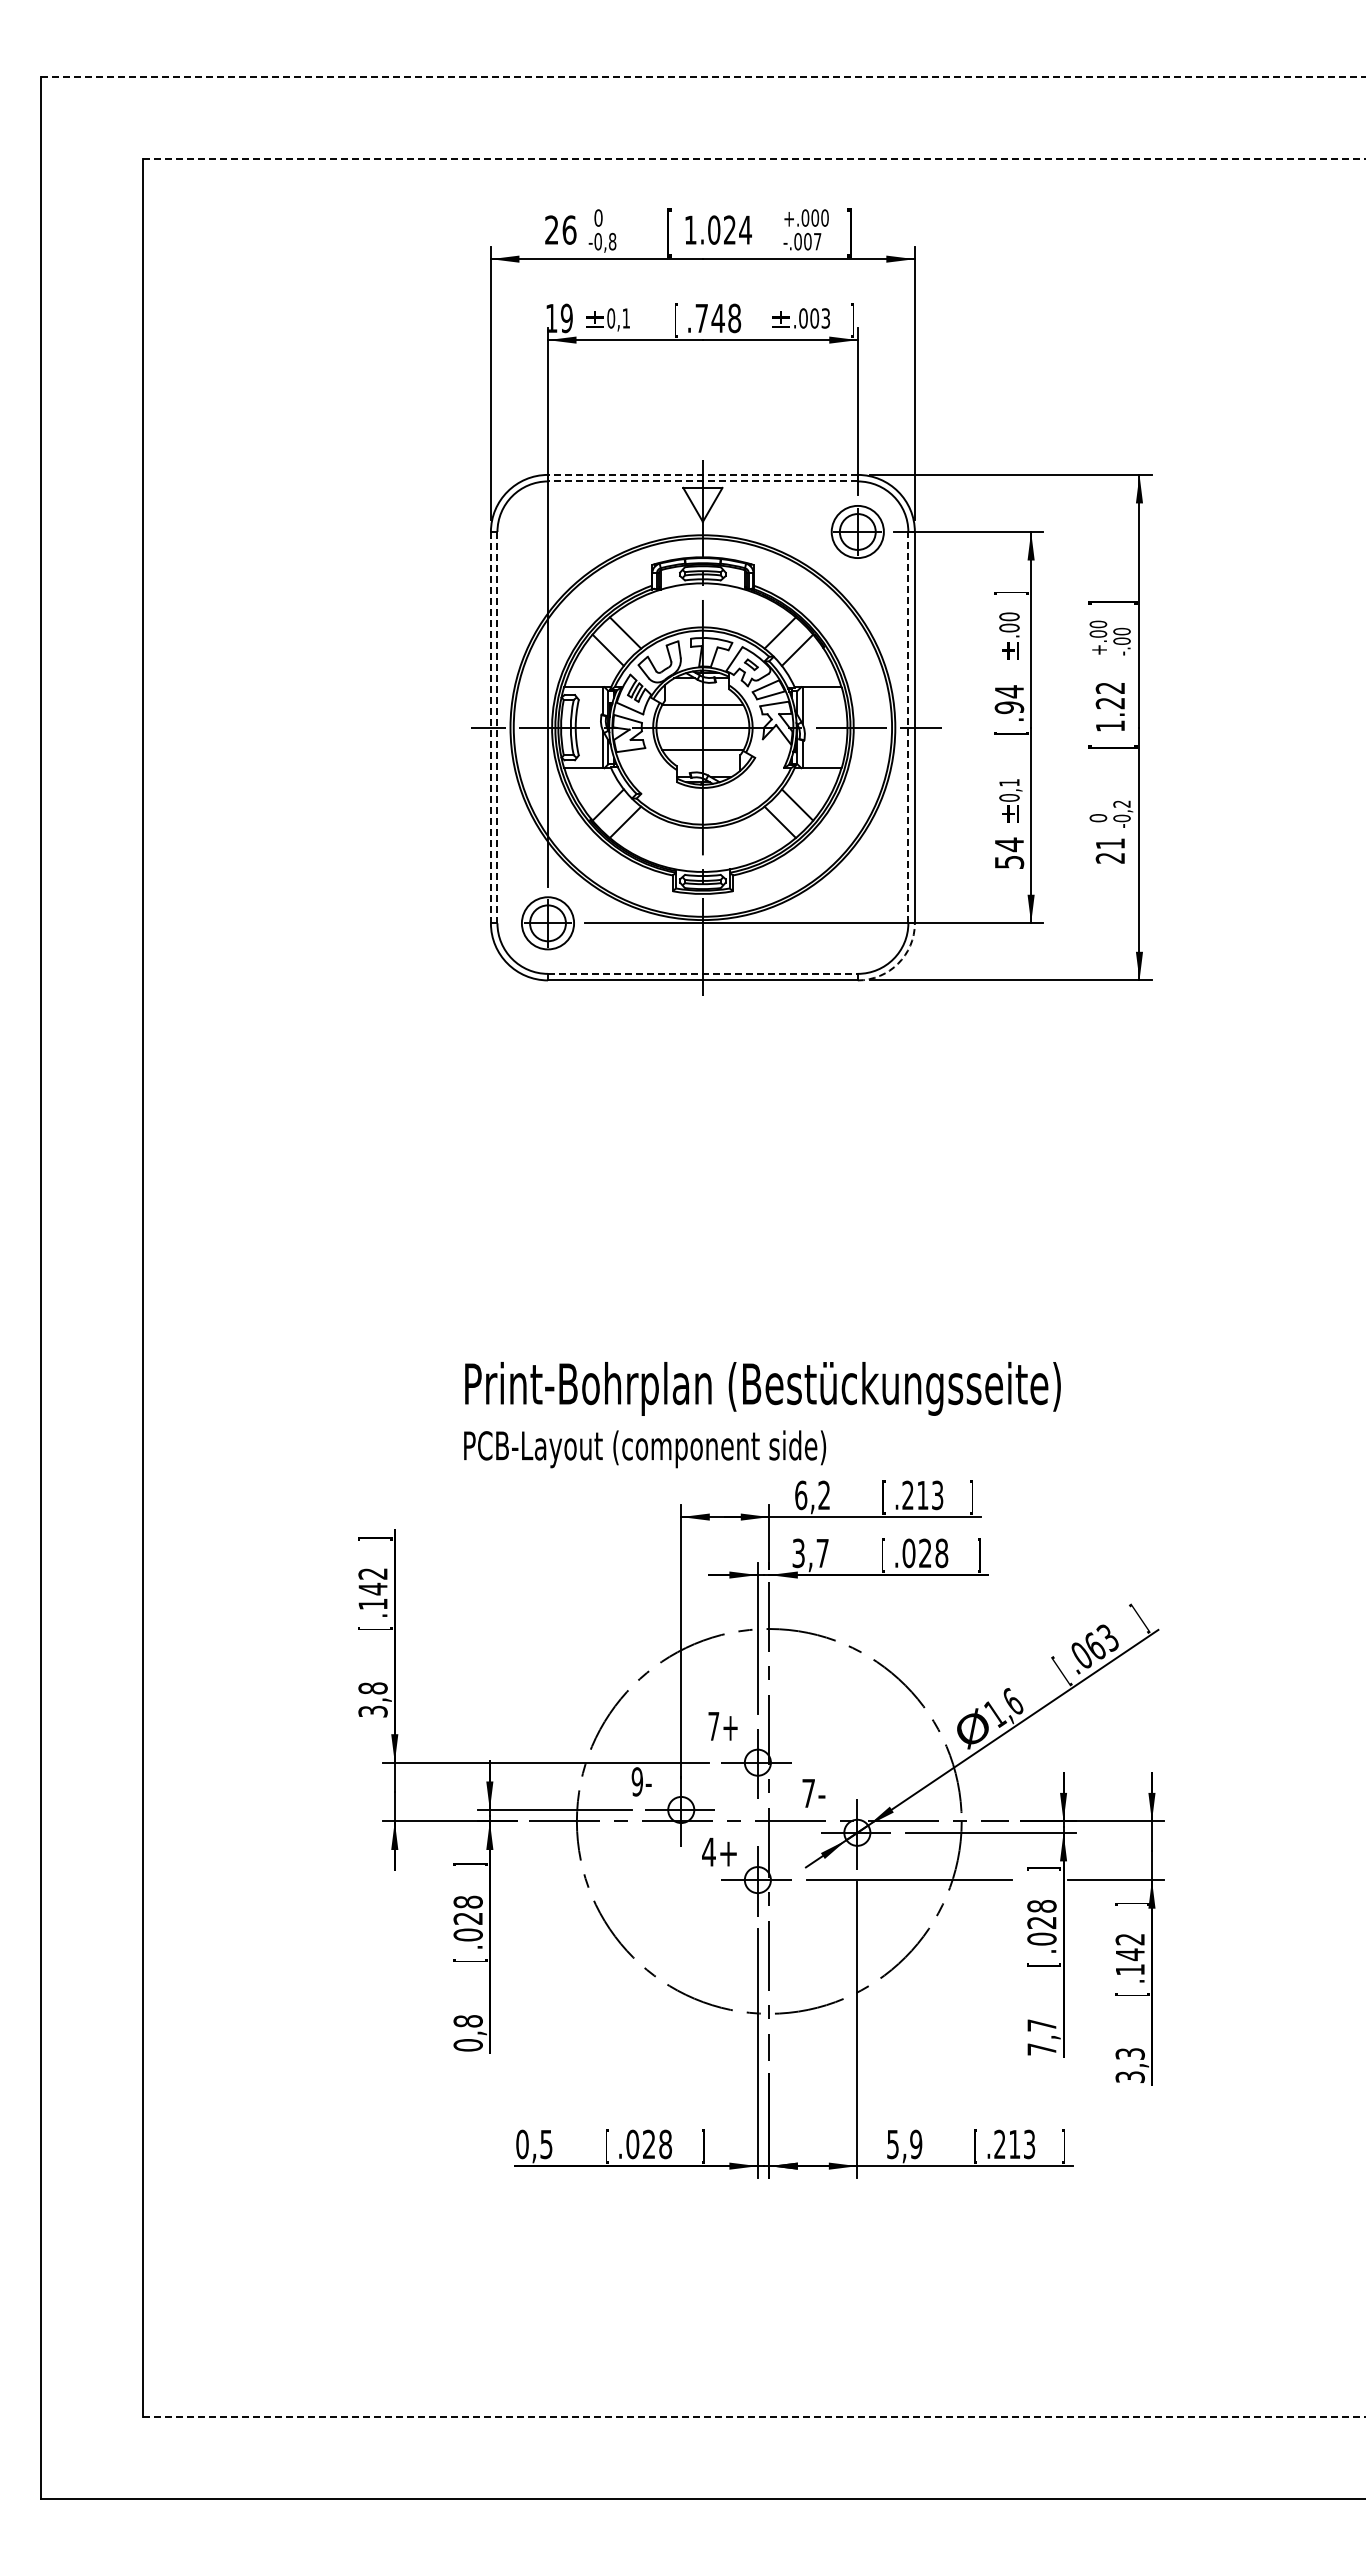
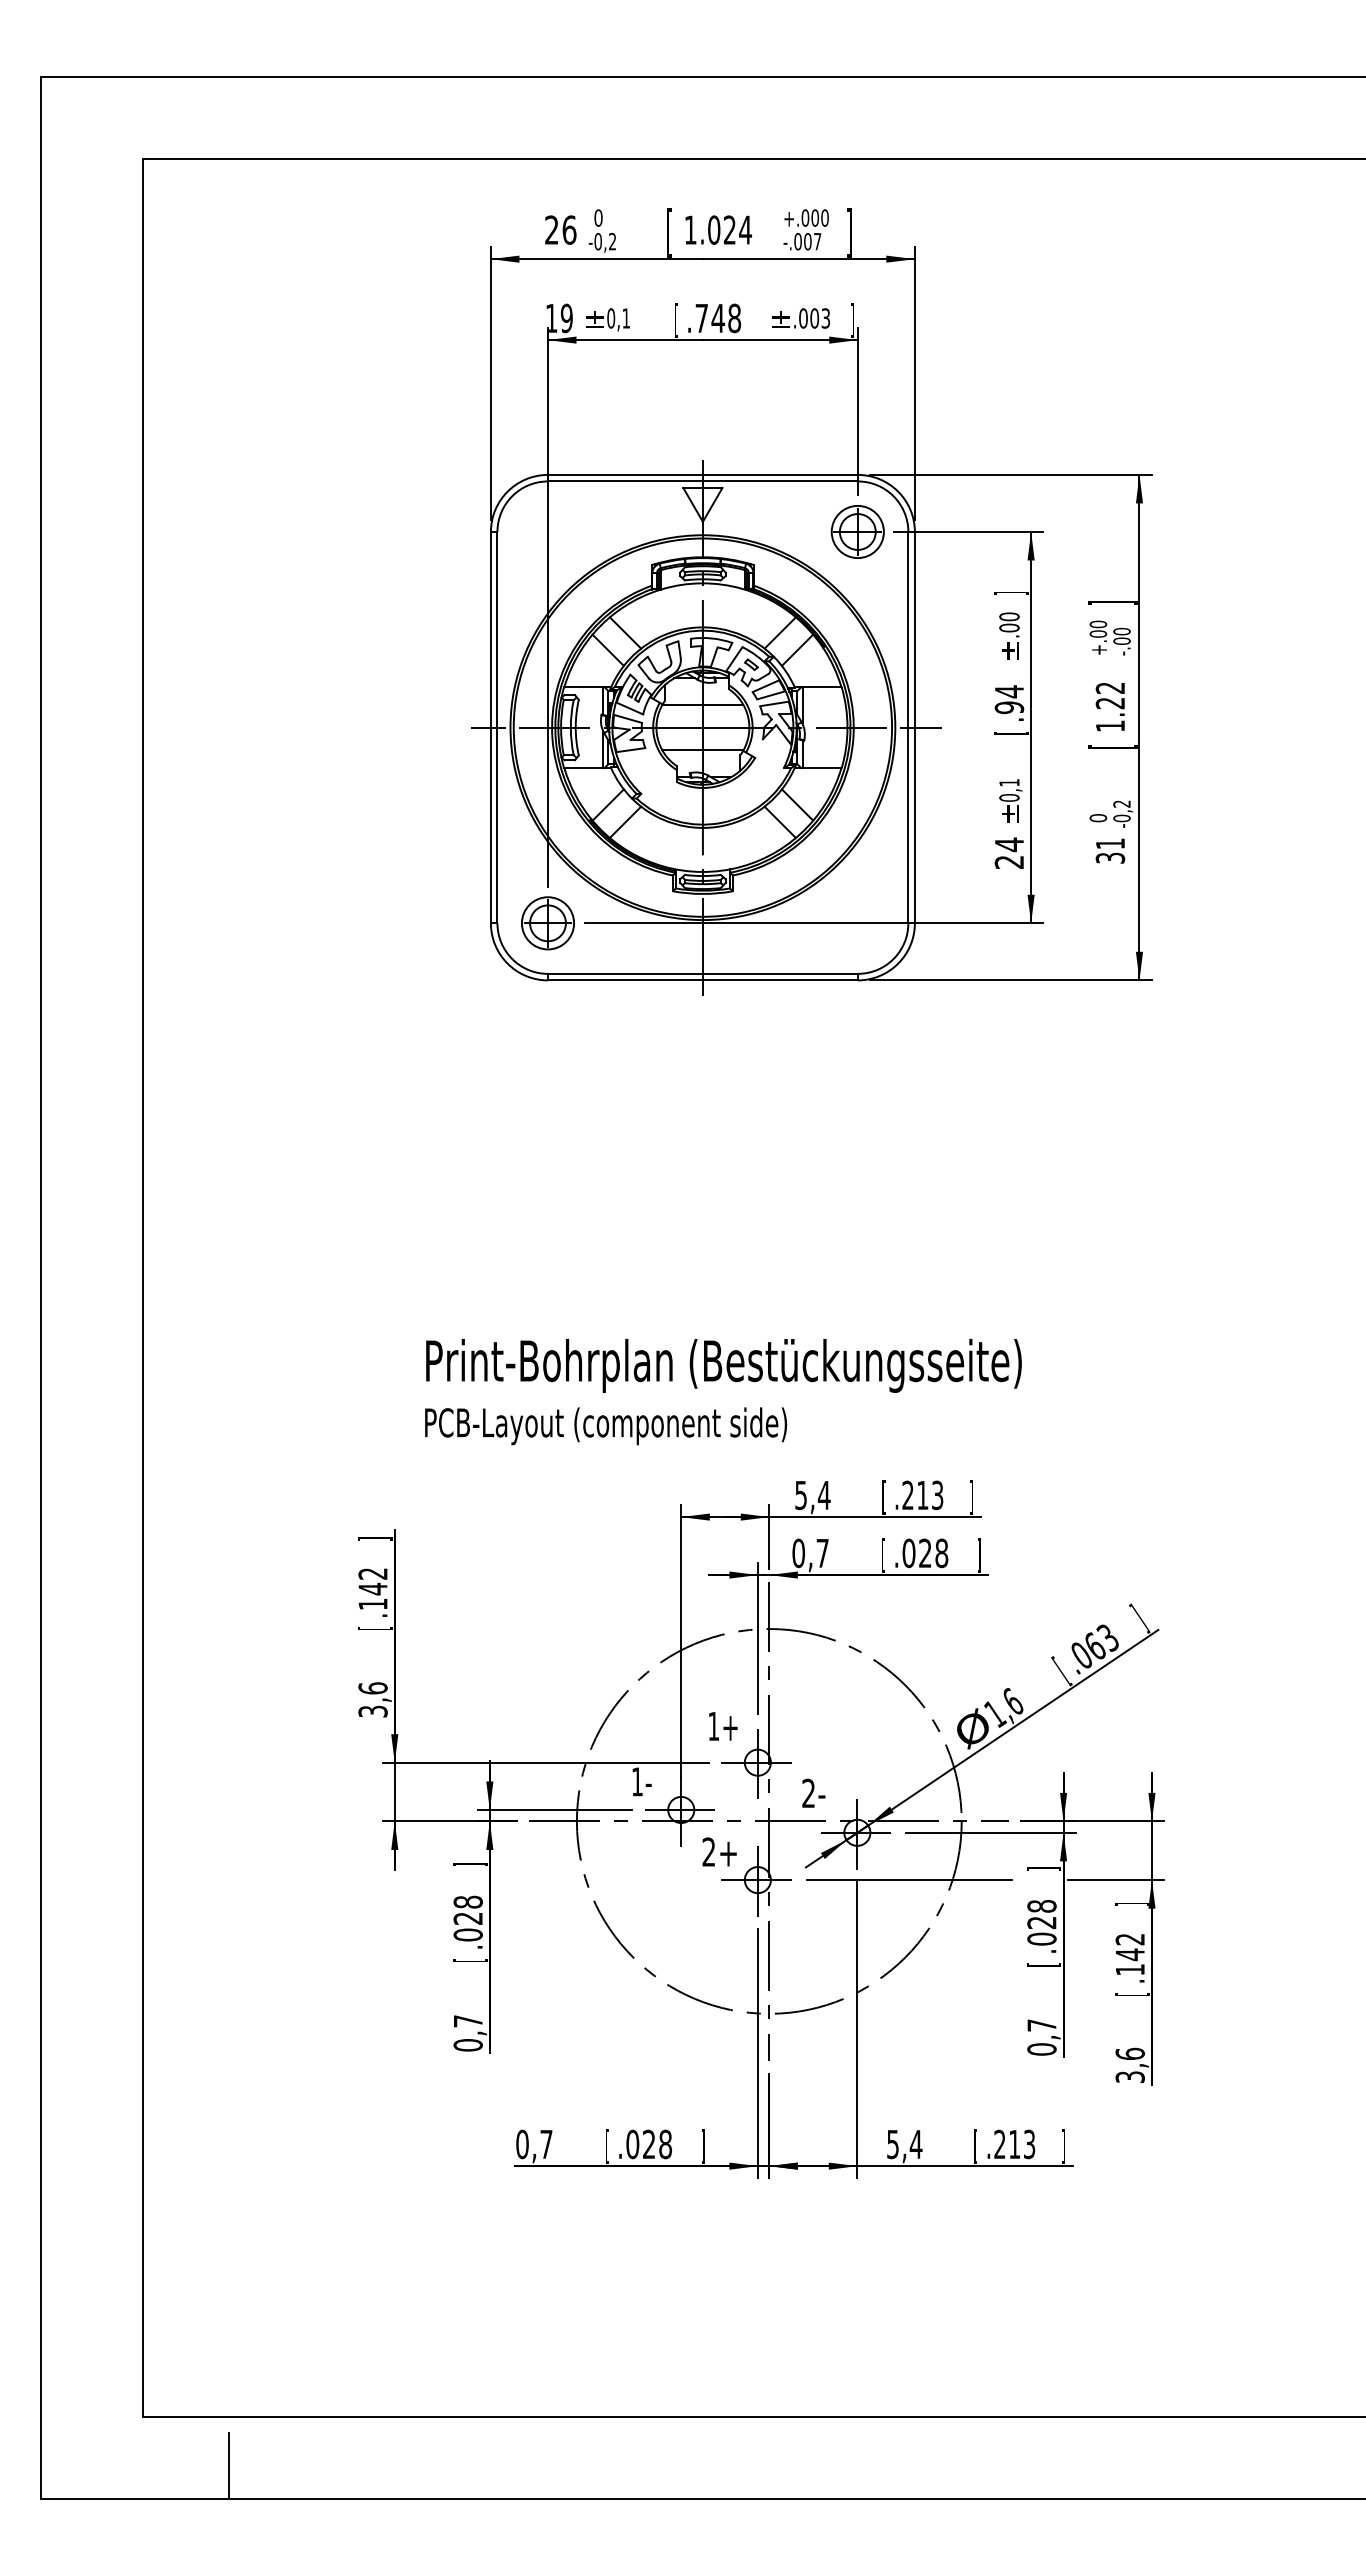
line: dashed -> solid (703, 77)
line: dashed -> solid (753, 158)
text: -0,8 -> -0,2 (612, 241)
line: dashed -> solid (702, 474)
line: dashed -> solid (702, 481)
line: dashed -> solid (490, 727)
line: dashed -> solid (497, 727)
line: dashed -> solid (908, 727)
text: 21 -> 31 (1110, 857)
text: 54 -> 24 (1009, 862)
arc: dashed -> solid (898, 963)
line: dashed -> solid (702, 973)
text position: (762, 1415) -> (723, 1392) (723, 1392)
text: 6,2 -> 5,4 (812, 1495)
text: 3,7 -> 0,7 (798, 1553)
text: 3,8 -> 3,6 (372, 1688)
text: 7+ -> 1+ (713, 1726)
text: 9- -> 1- (636, 1781)
text: 7- -> 2- (808, 1792)
text: 4+ -> 2+ (708, 1851)
text: 0,8 -> 0,7 (467, 2021)
text: 7,7 -> 0,7 (1041, 2049)
text: 3,3 -> 3,6 (1129, 2053)
text: 0,5 -> 0,7 (546, 2144)
text: 5,9 -> 5,4 (915, 2144)
line: dashed -> solid (754, 2417)
line: none -> present (228, 2465)
